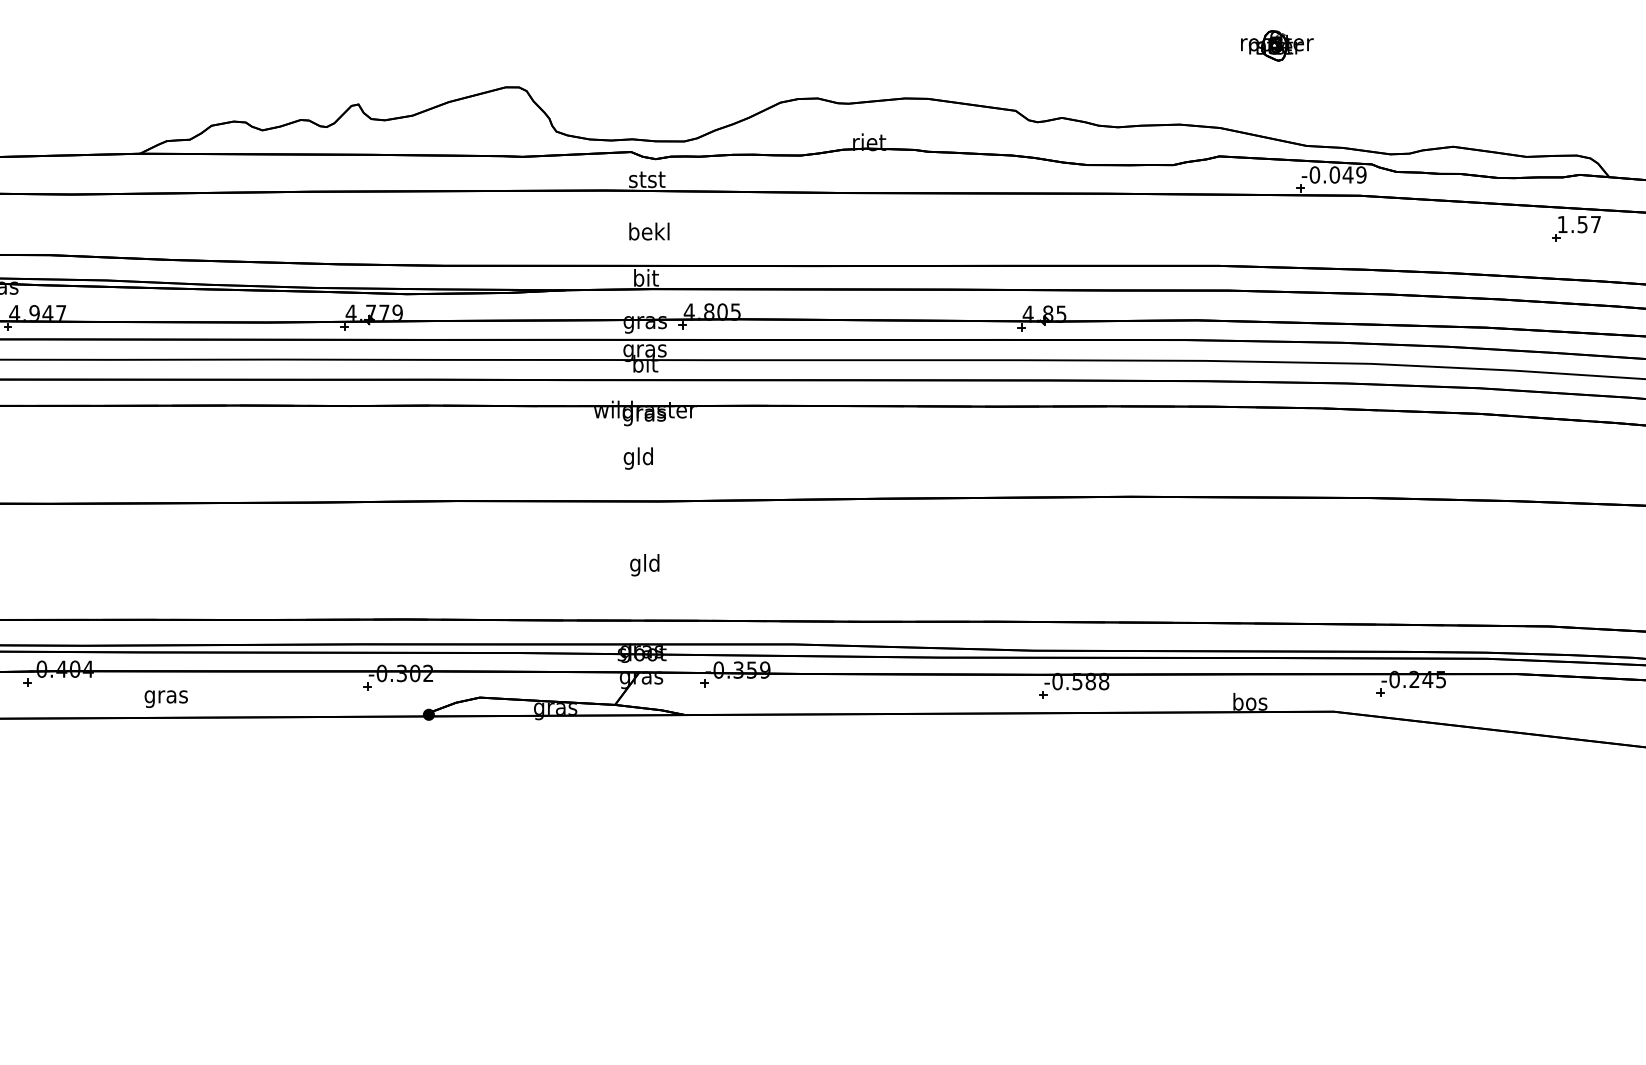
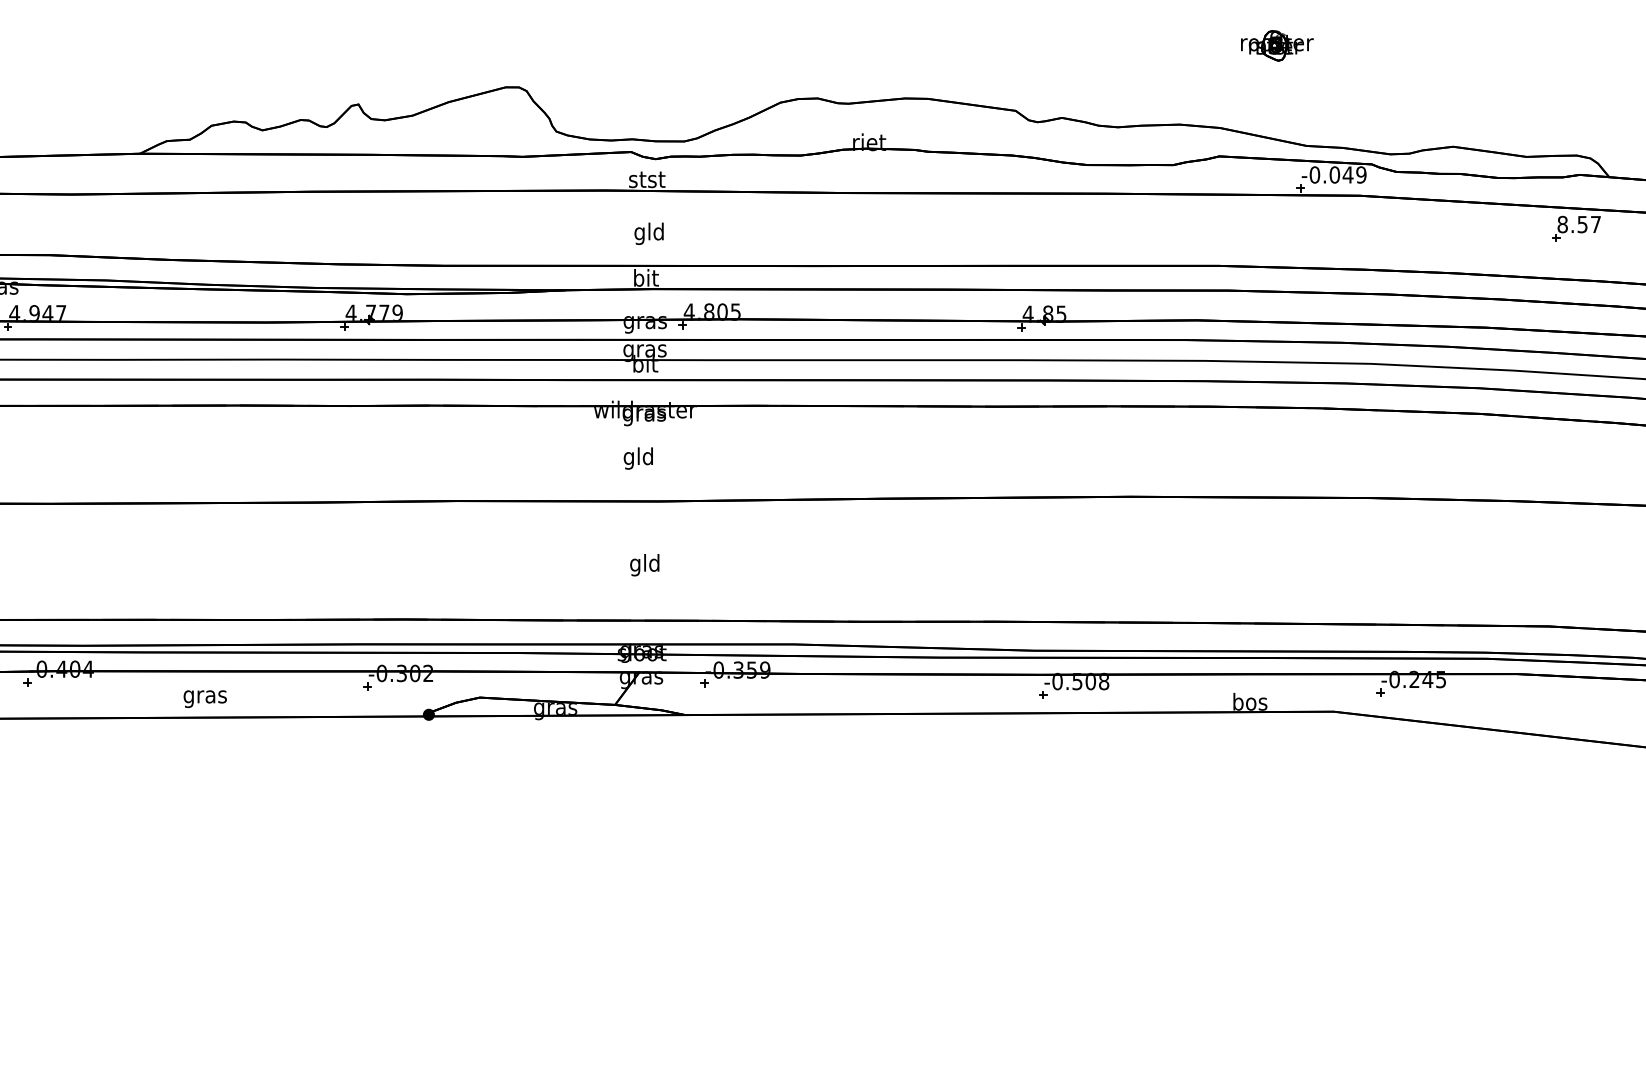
text: 1.57 -> 8.57 (1562, 224)
text: bekl -> gld (649, 233)
text: -0.588 -> -0.508 (1090, 681)
text position: (165, 698) -> (204, 698) (204, 698)
